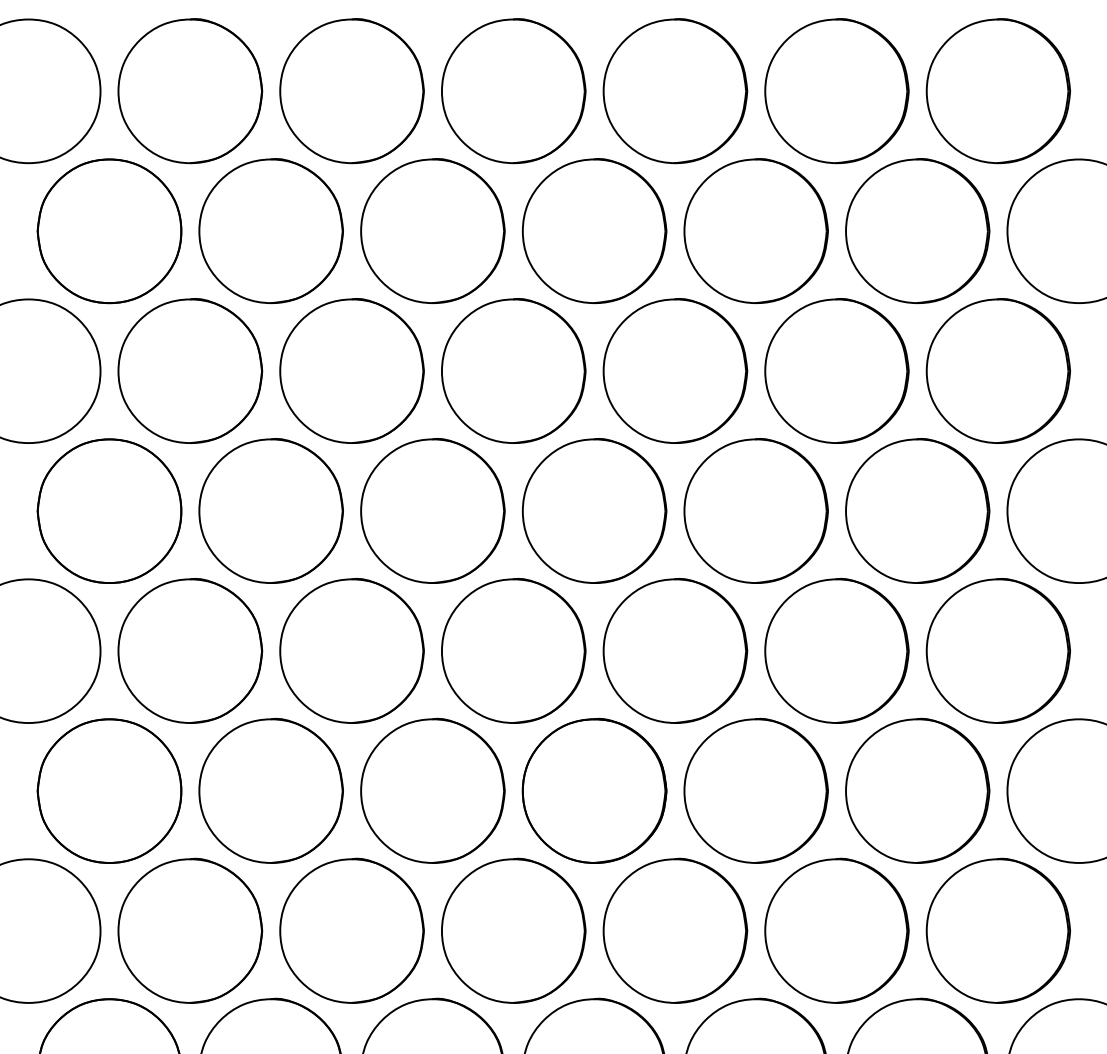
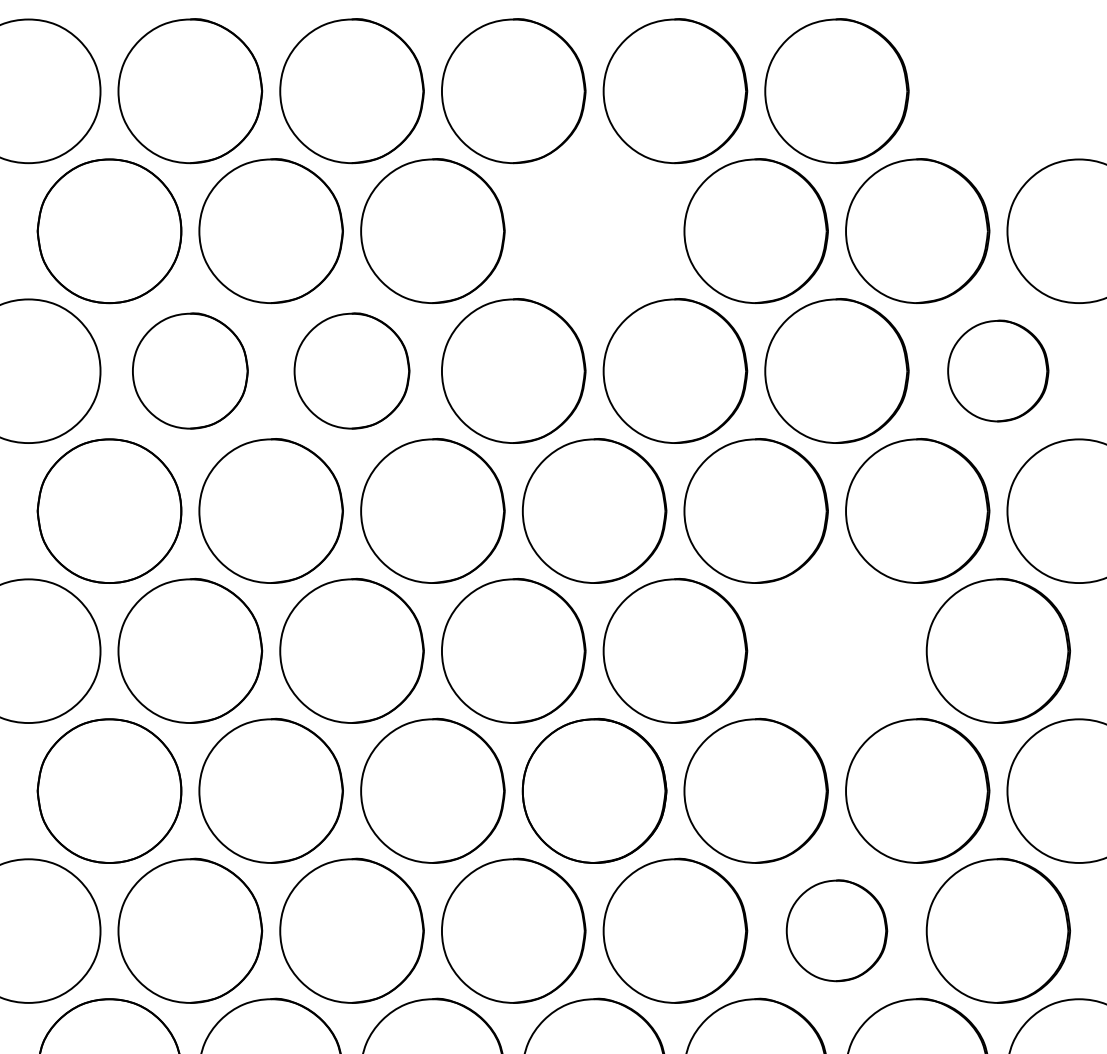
part: present -> none (998, 91)
part: present -> none (594, 231)
part size: 147x146 px -> 117x118 px (190, 370)
part size: 146x146 px -> 118x118 px (351, 370)
part size: 146x146 px -> 103x104 px (998, 370)
part: present -> none (836, 650)
part size: 146x147 px -> 104x104 px (836, 930)
